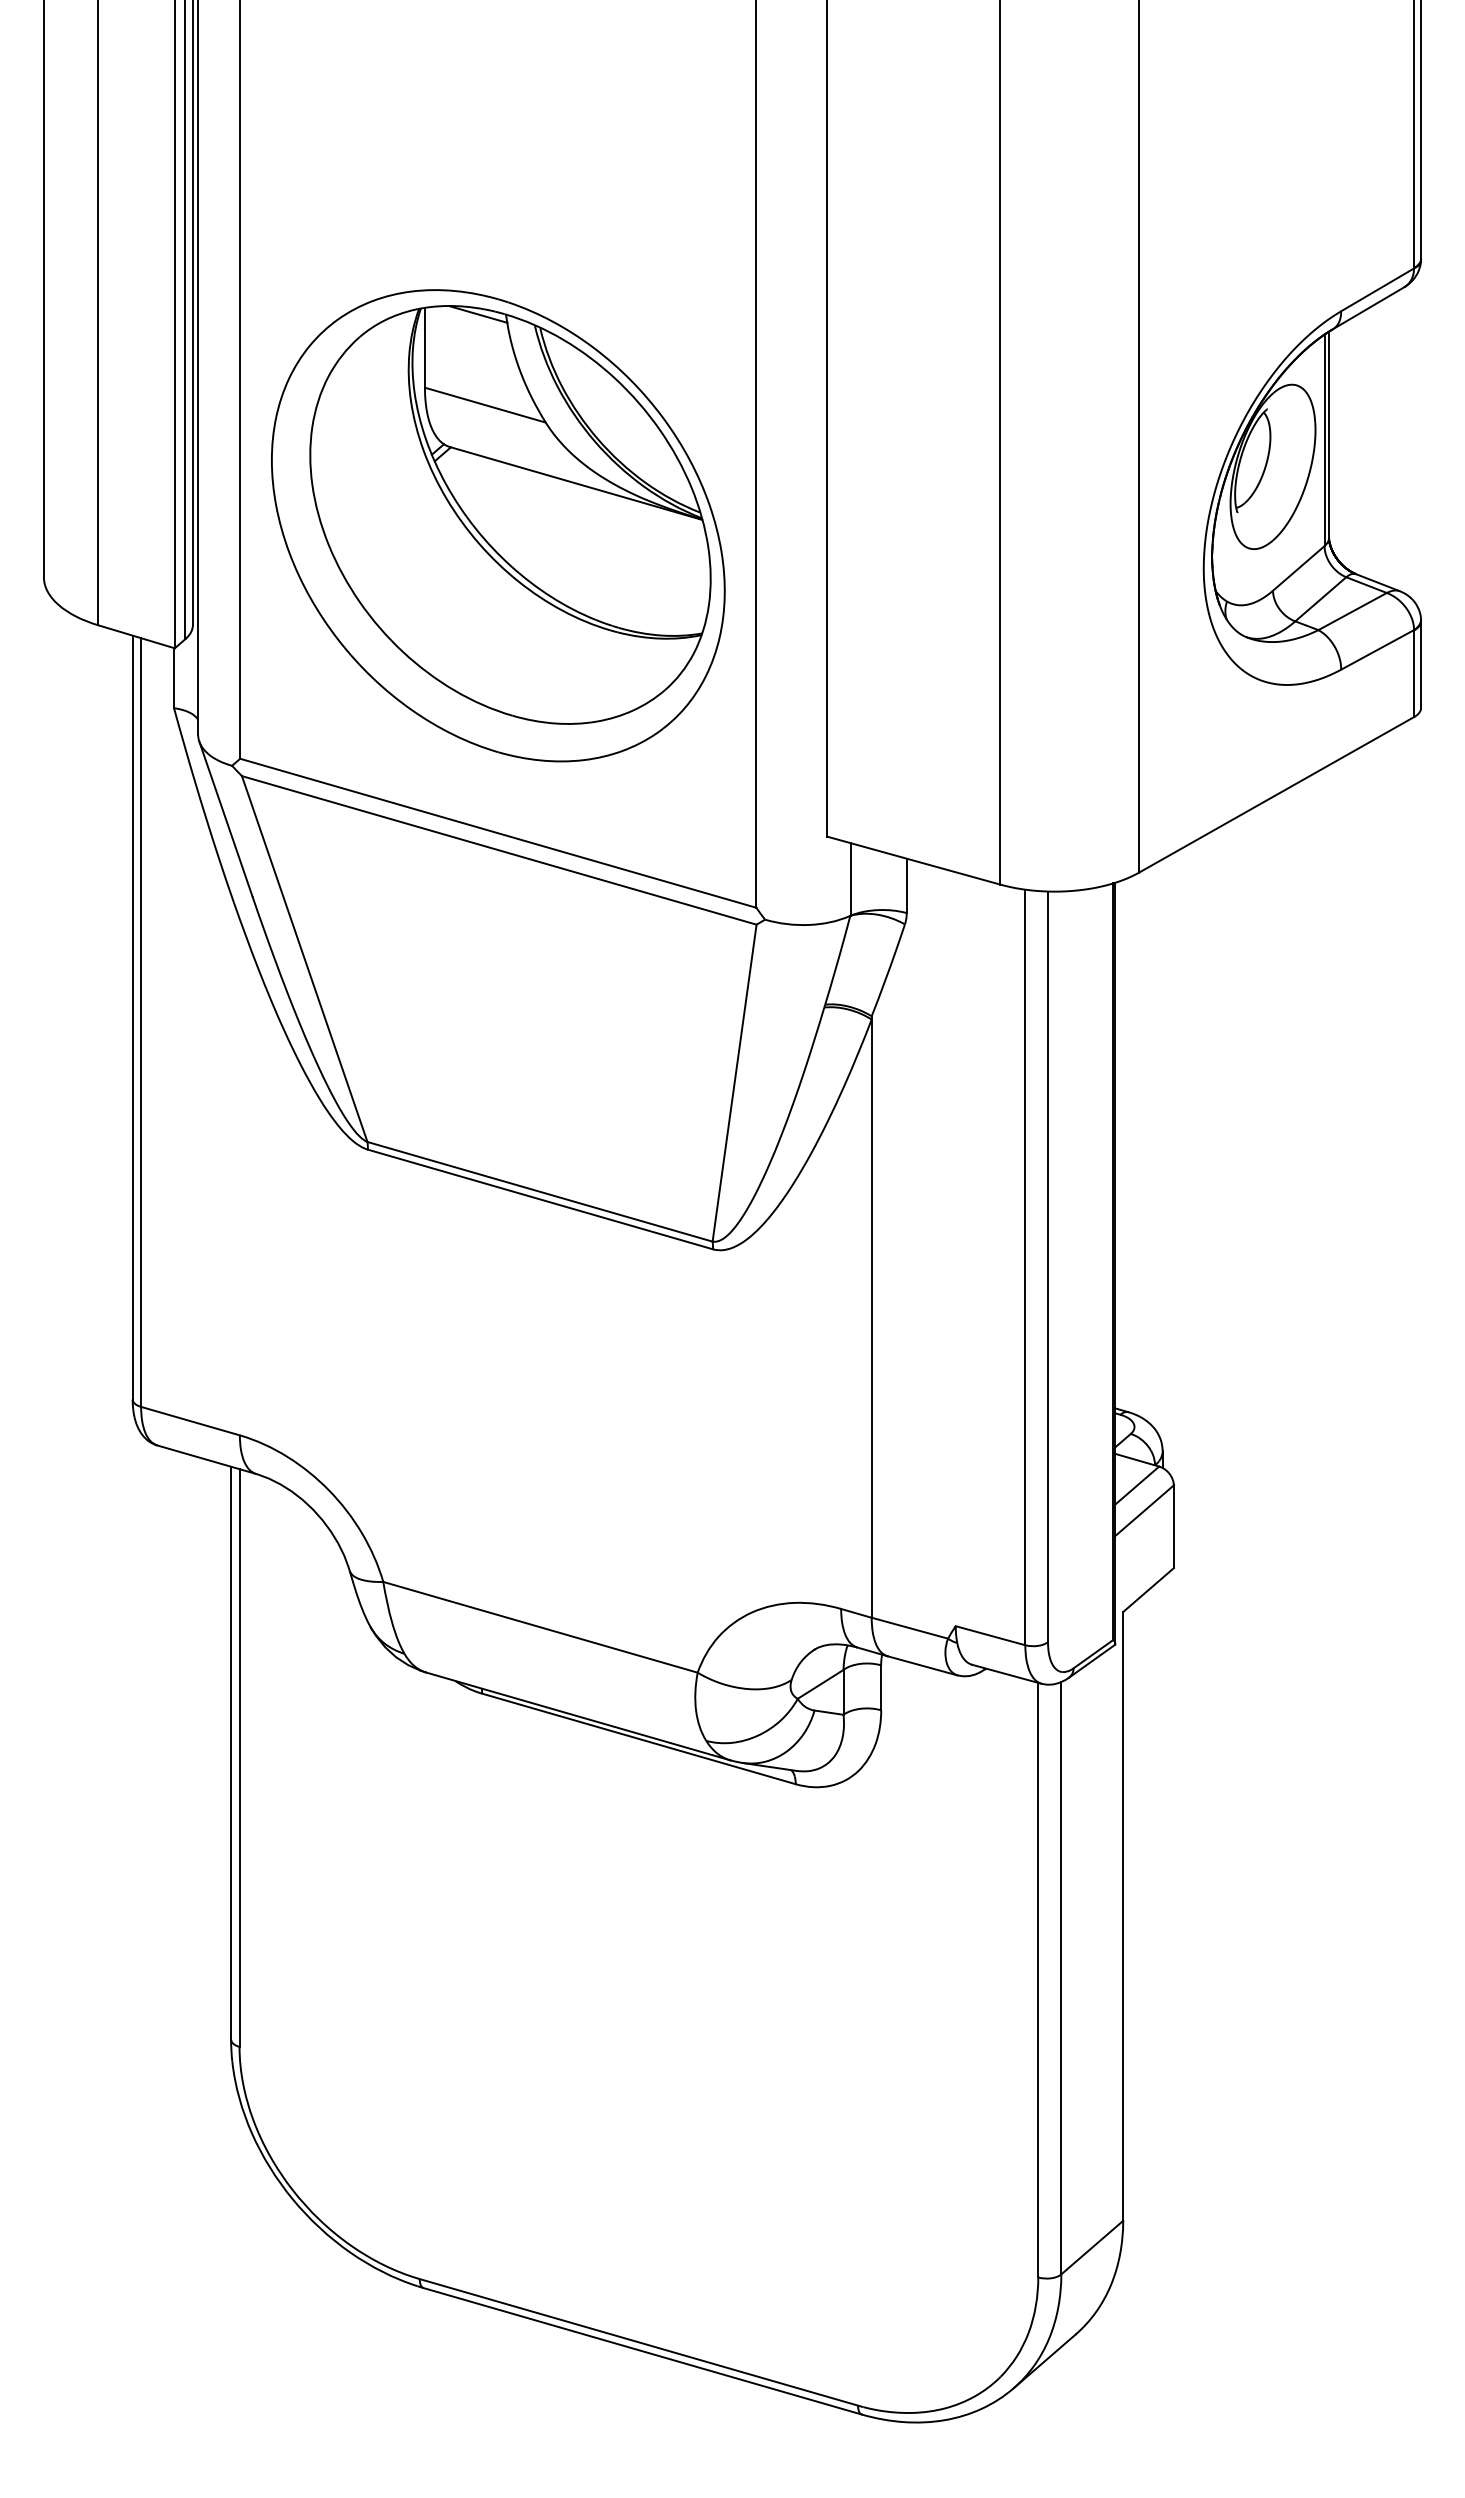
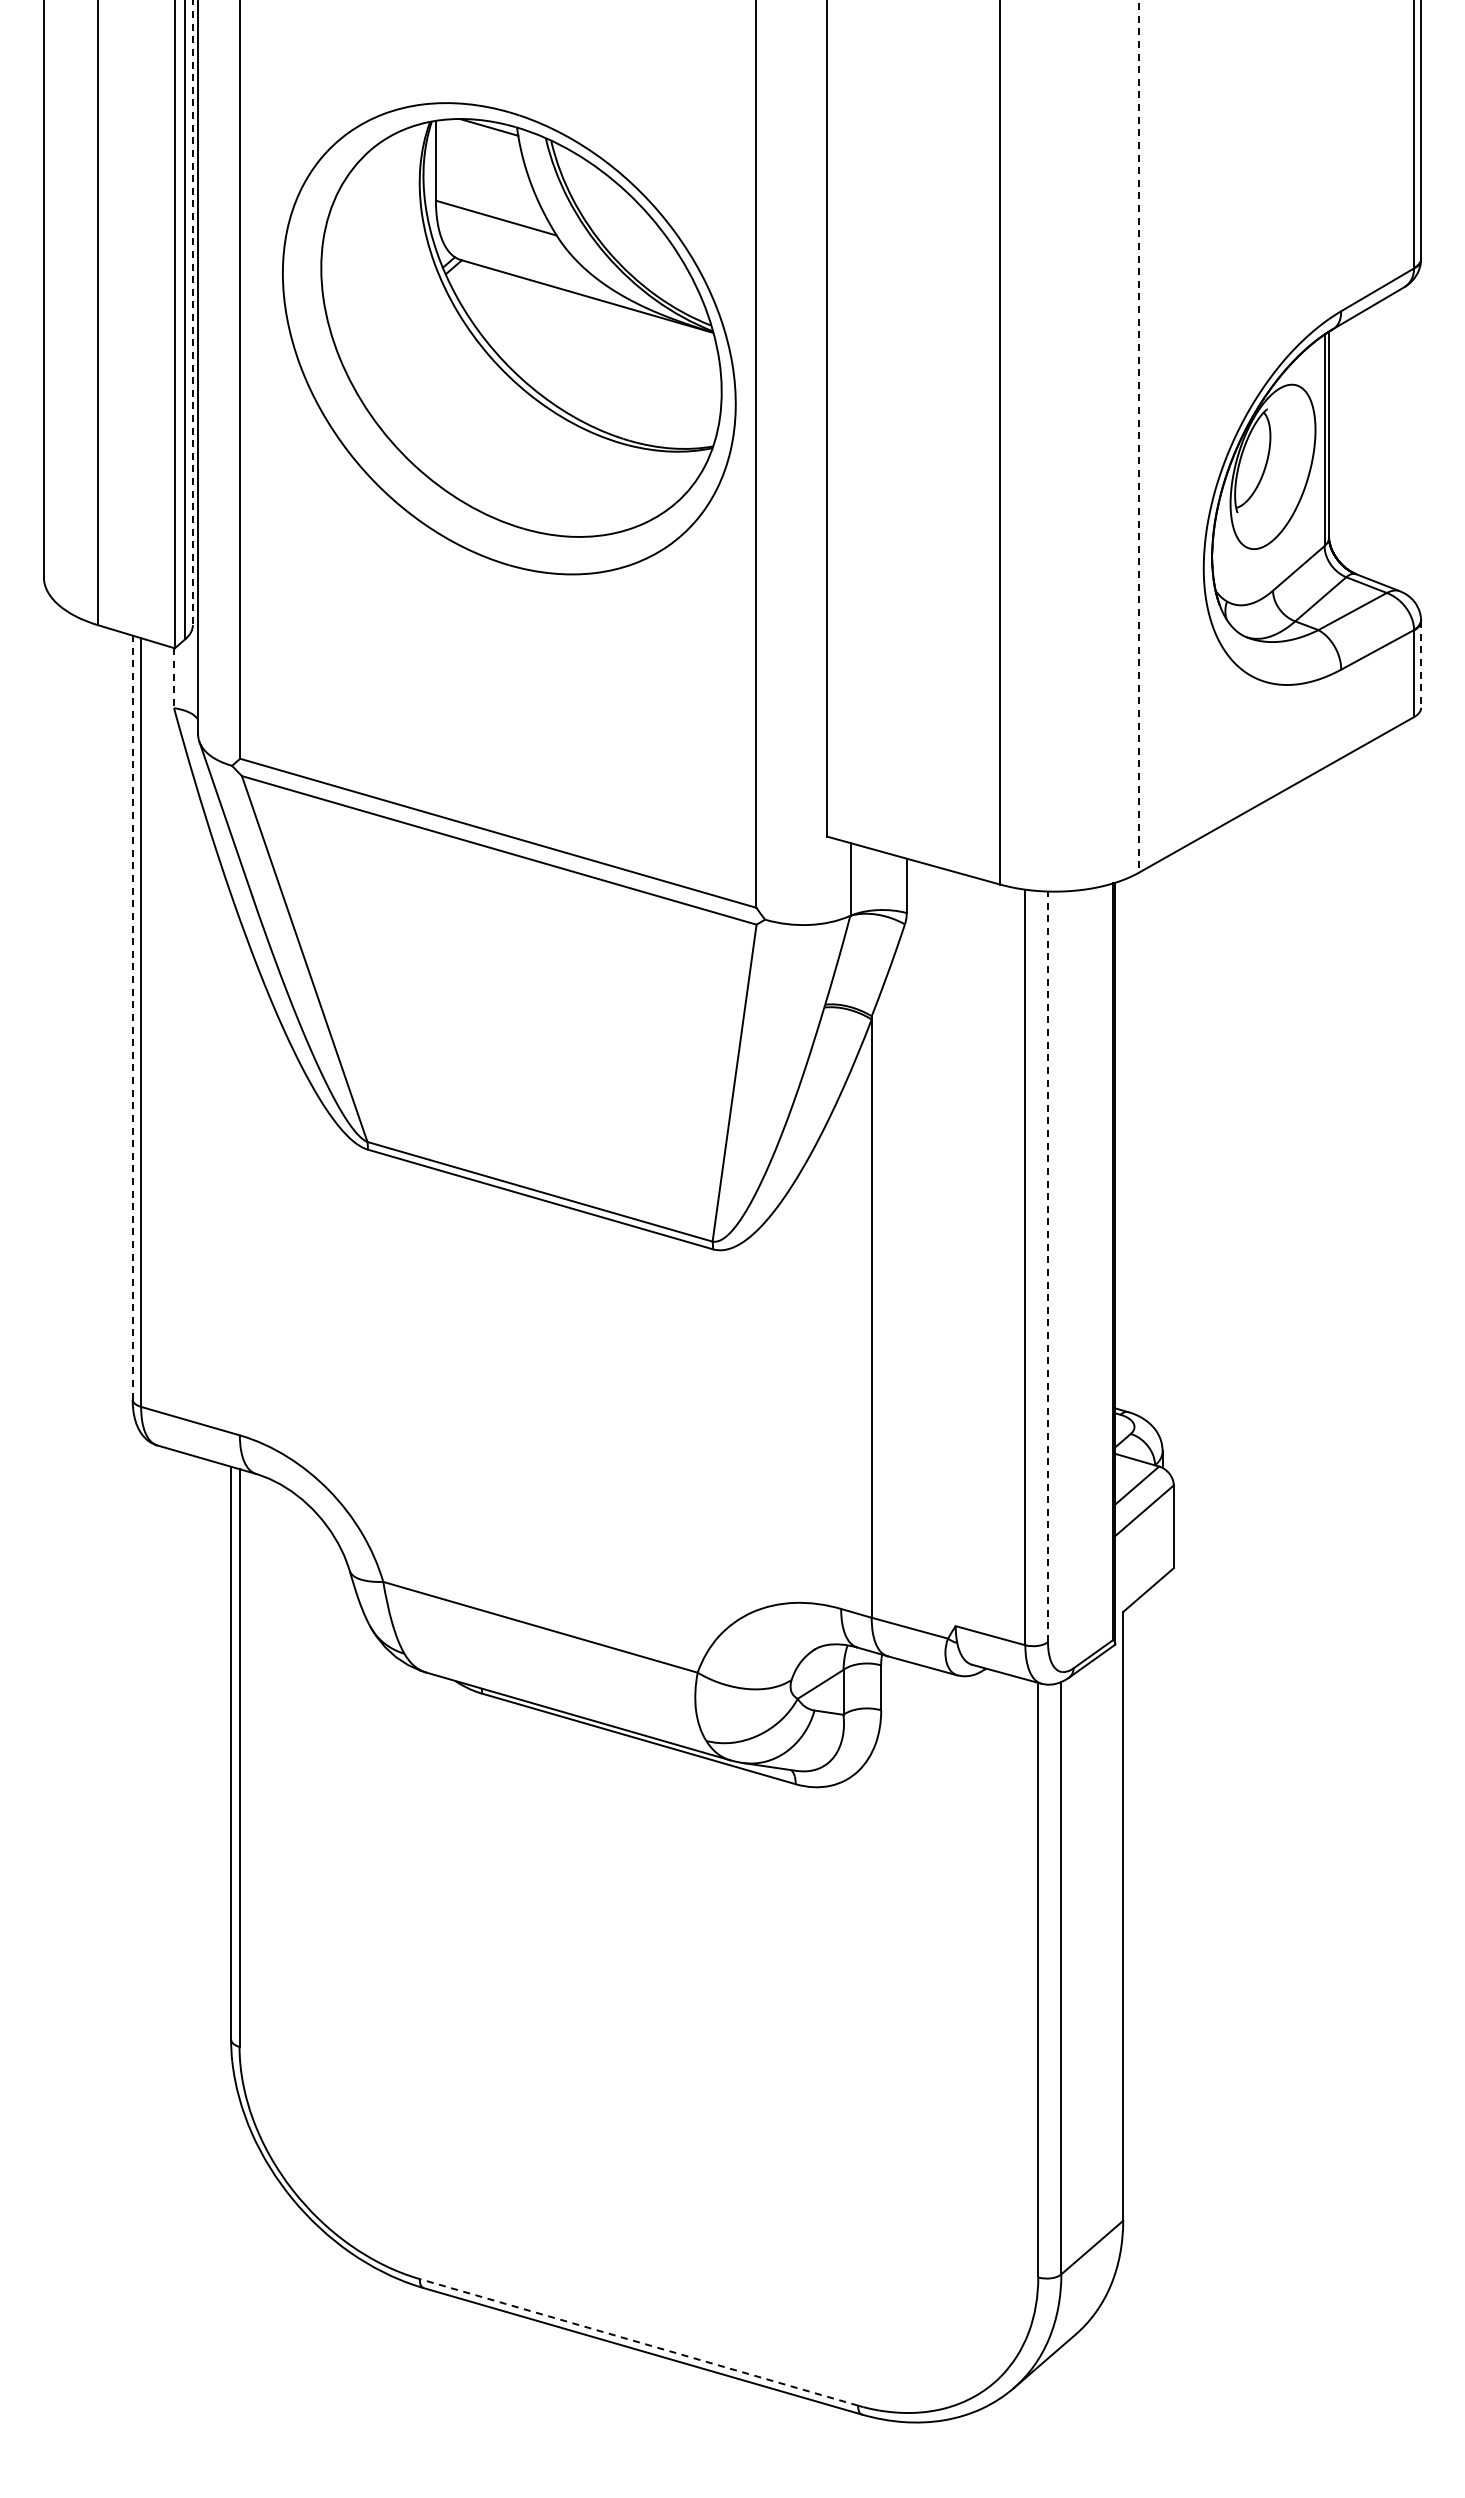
line: solid -> dashed (192, 313)
line: solid -> dashed (1139, 436)
part position: (498, 525) -> (509, 338) (509, 338)
line: solid -> dashed (1421, 664)
line: solid -> dashed (174, 678)
line: solid -> dashed (132, 1017)
line: solid -> dashed (1048, 1266)
line: solid -> dashed (638, 2342)
